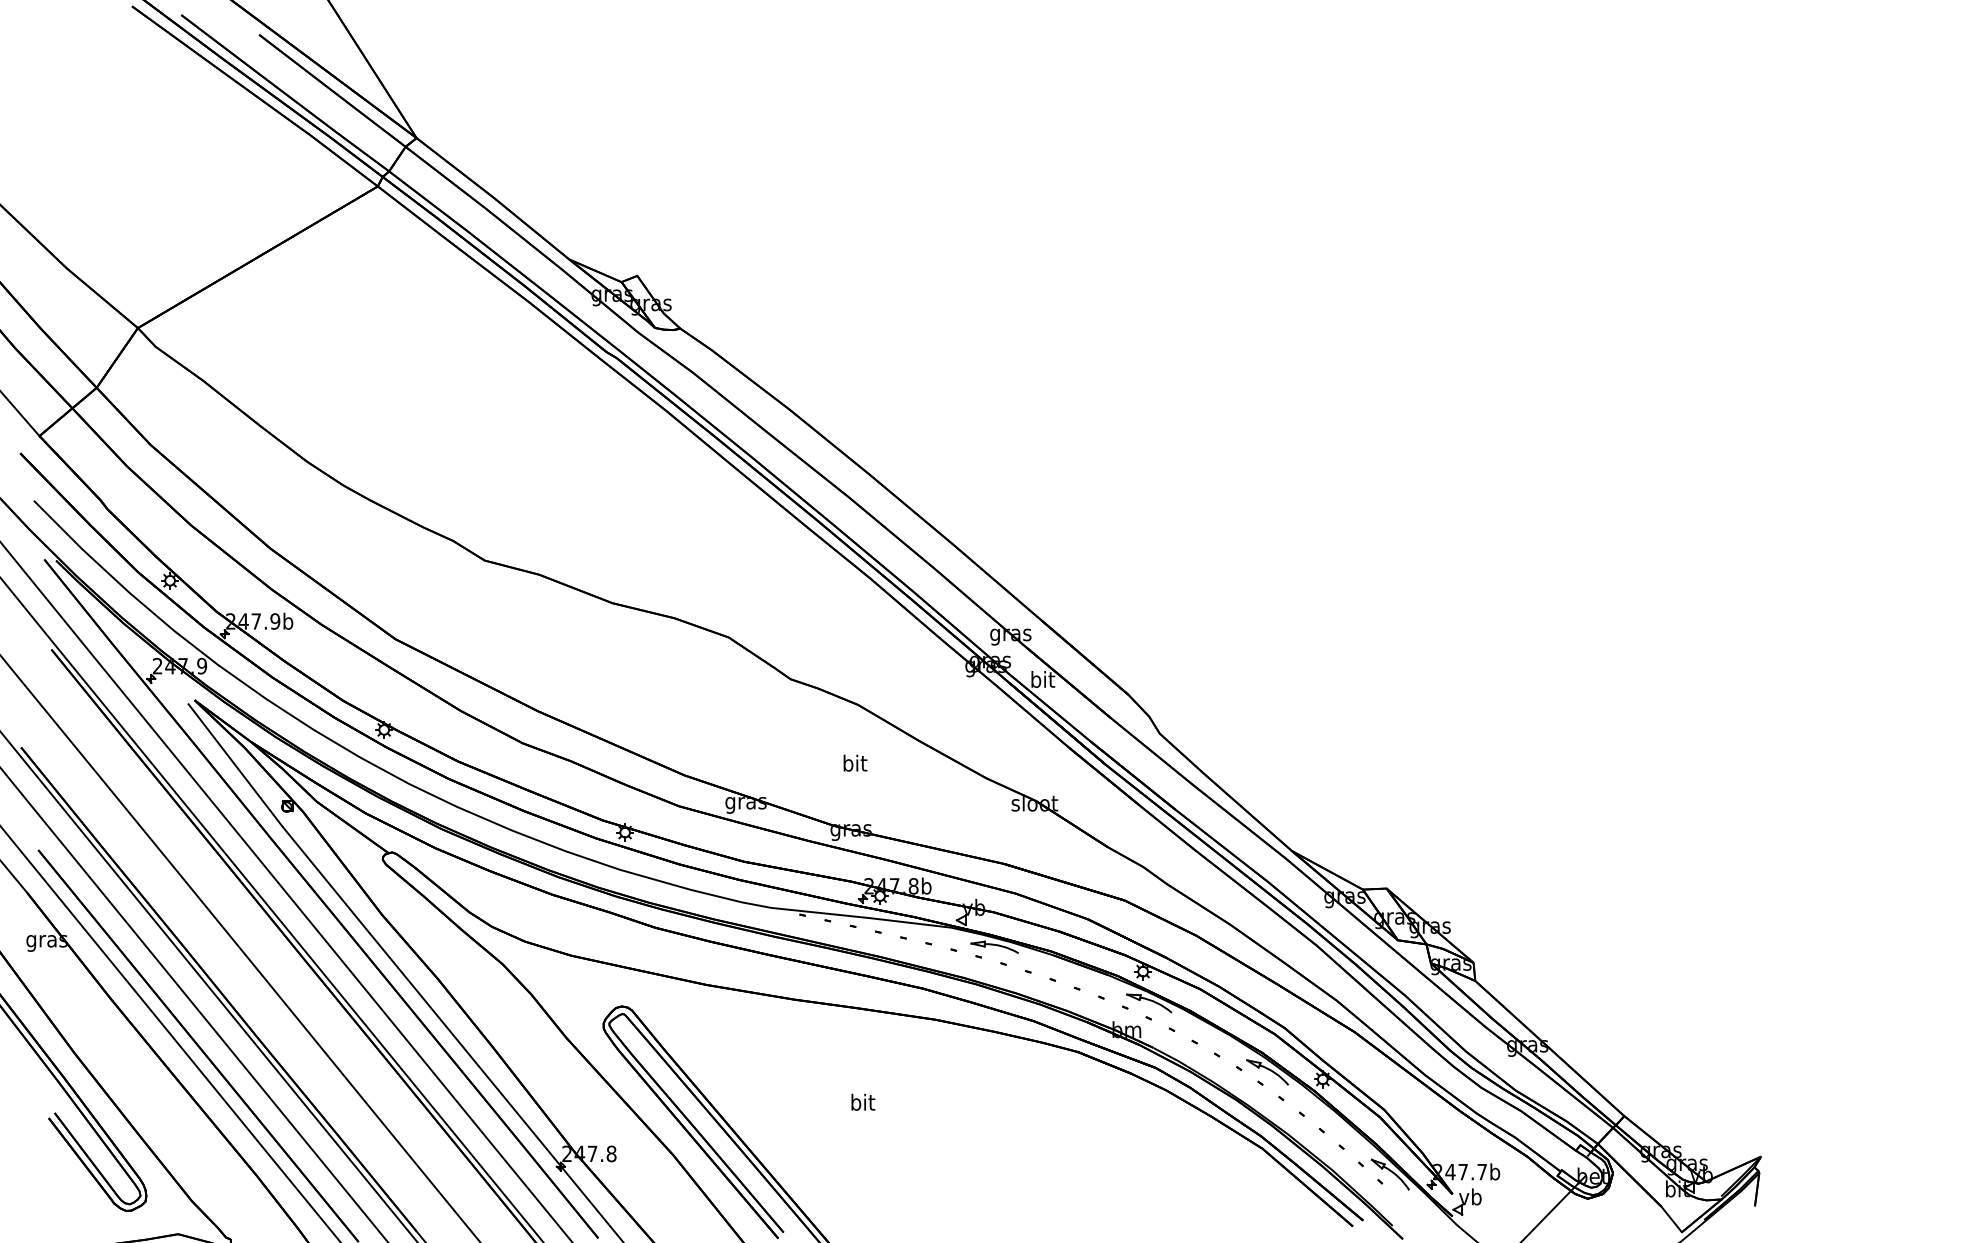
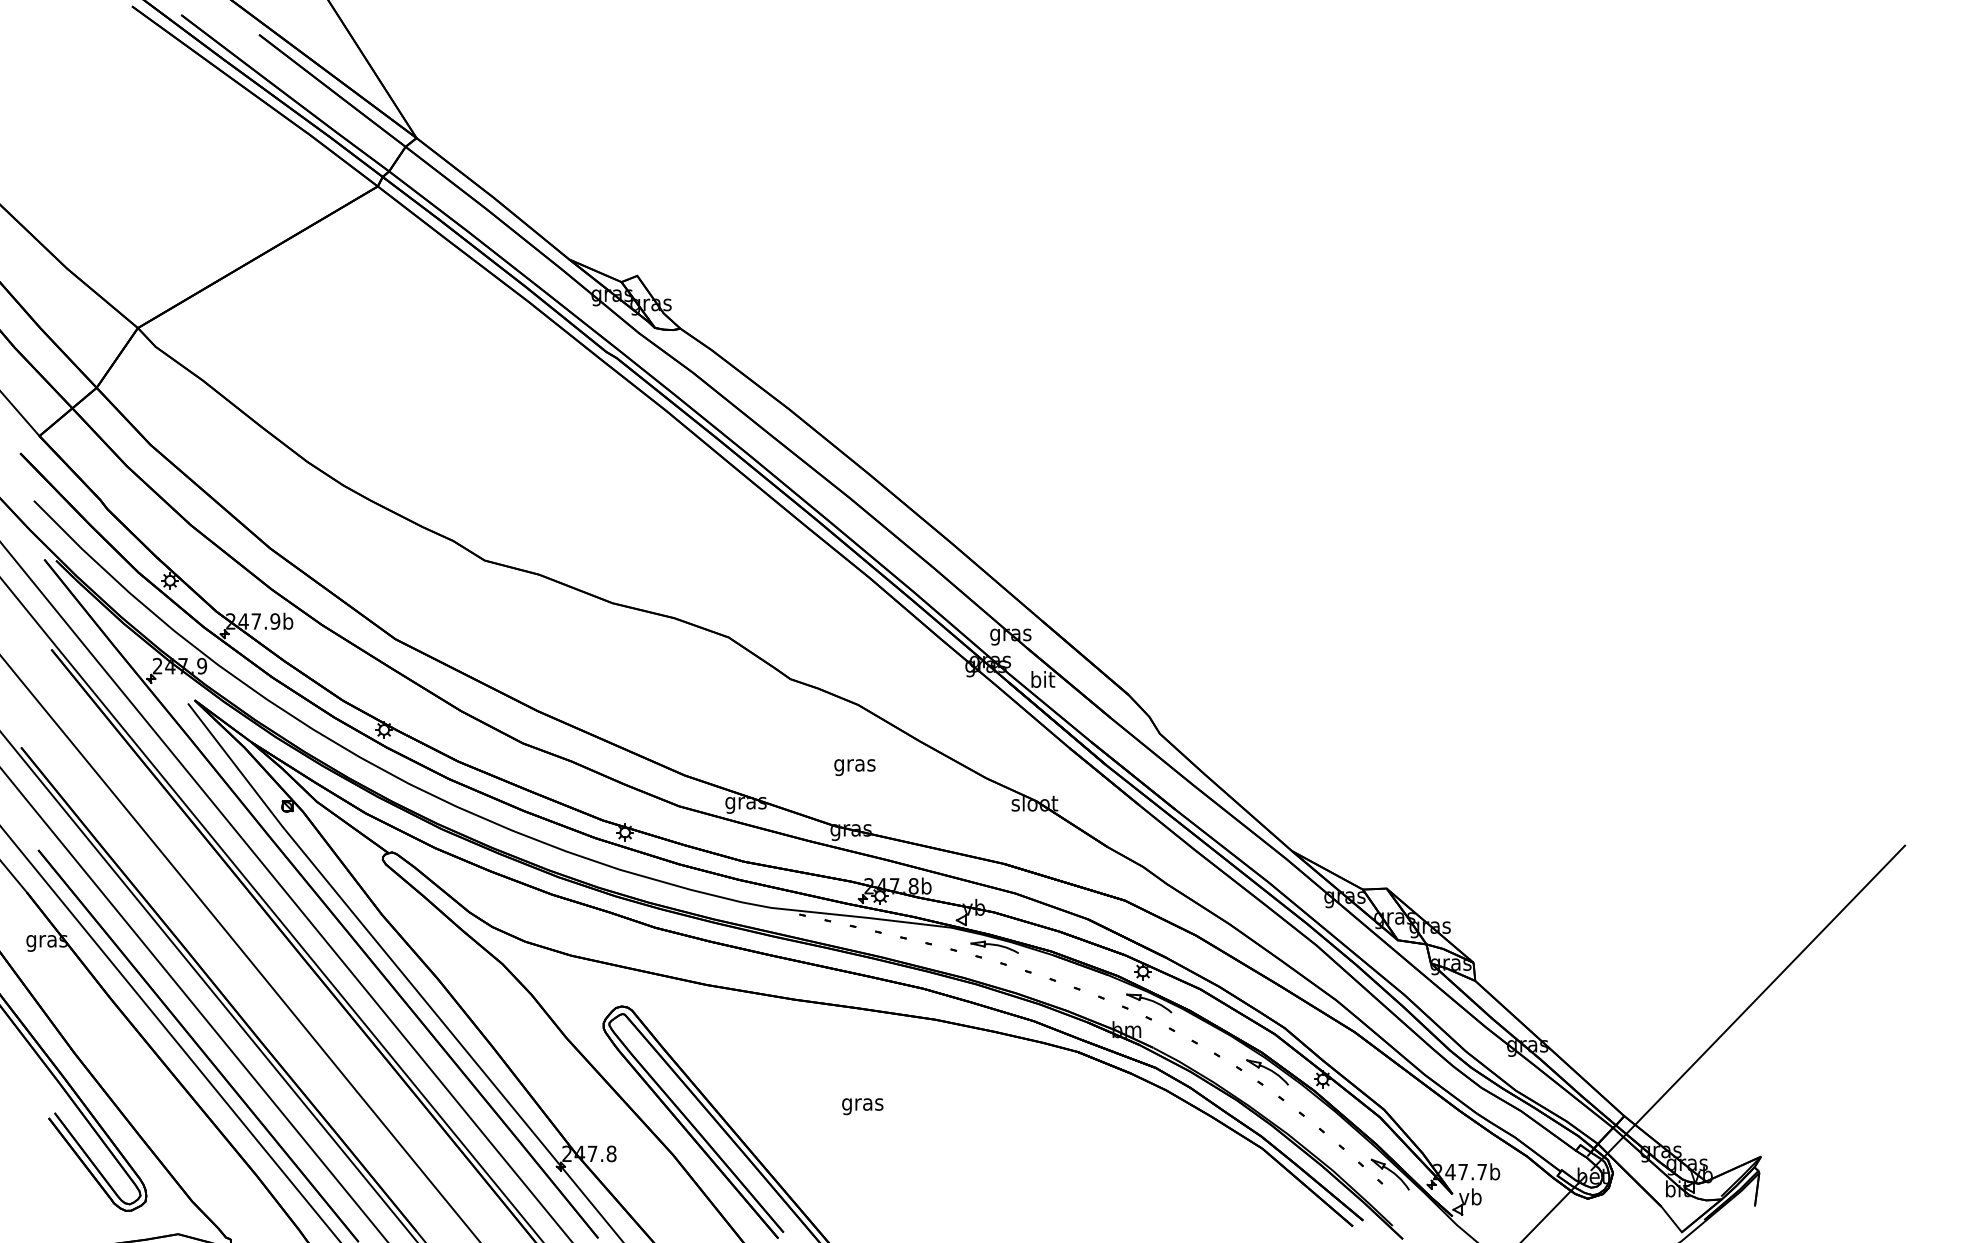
text: bit -> gras (854, 765)
line: none -> present (1748, 1007)
text: bit -> gras (862, 1104)
